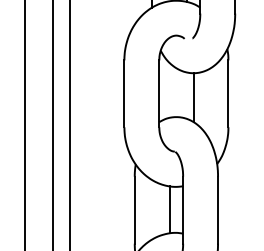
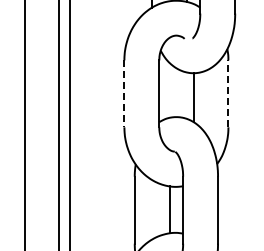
line: solid -> dashed (228, 93)
line: solid -> dashed (124, 94)
line position: (53, 124) -> (59, 124) (59, 124)
